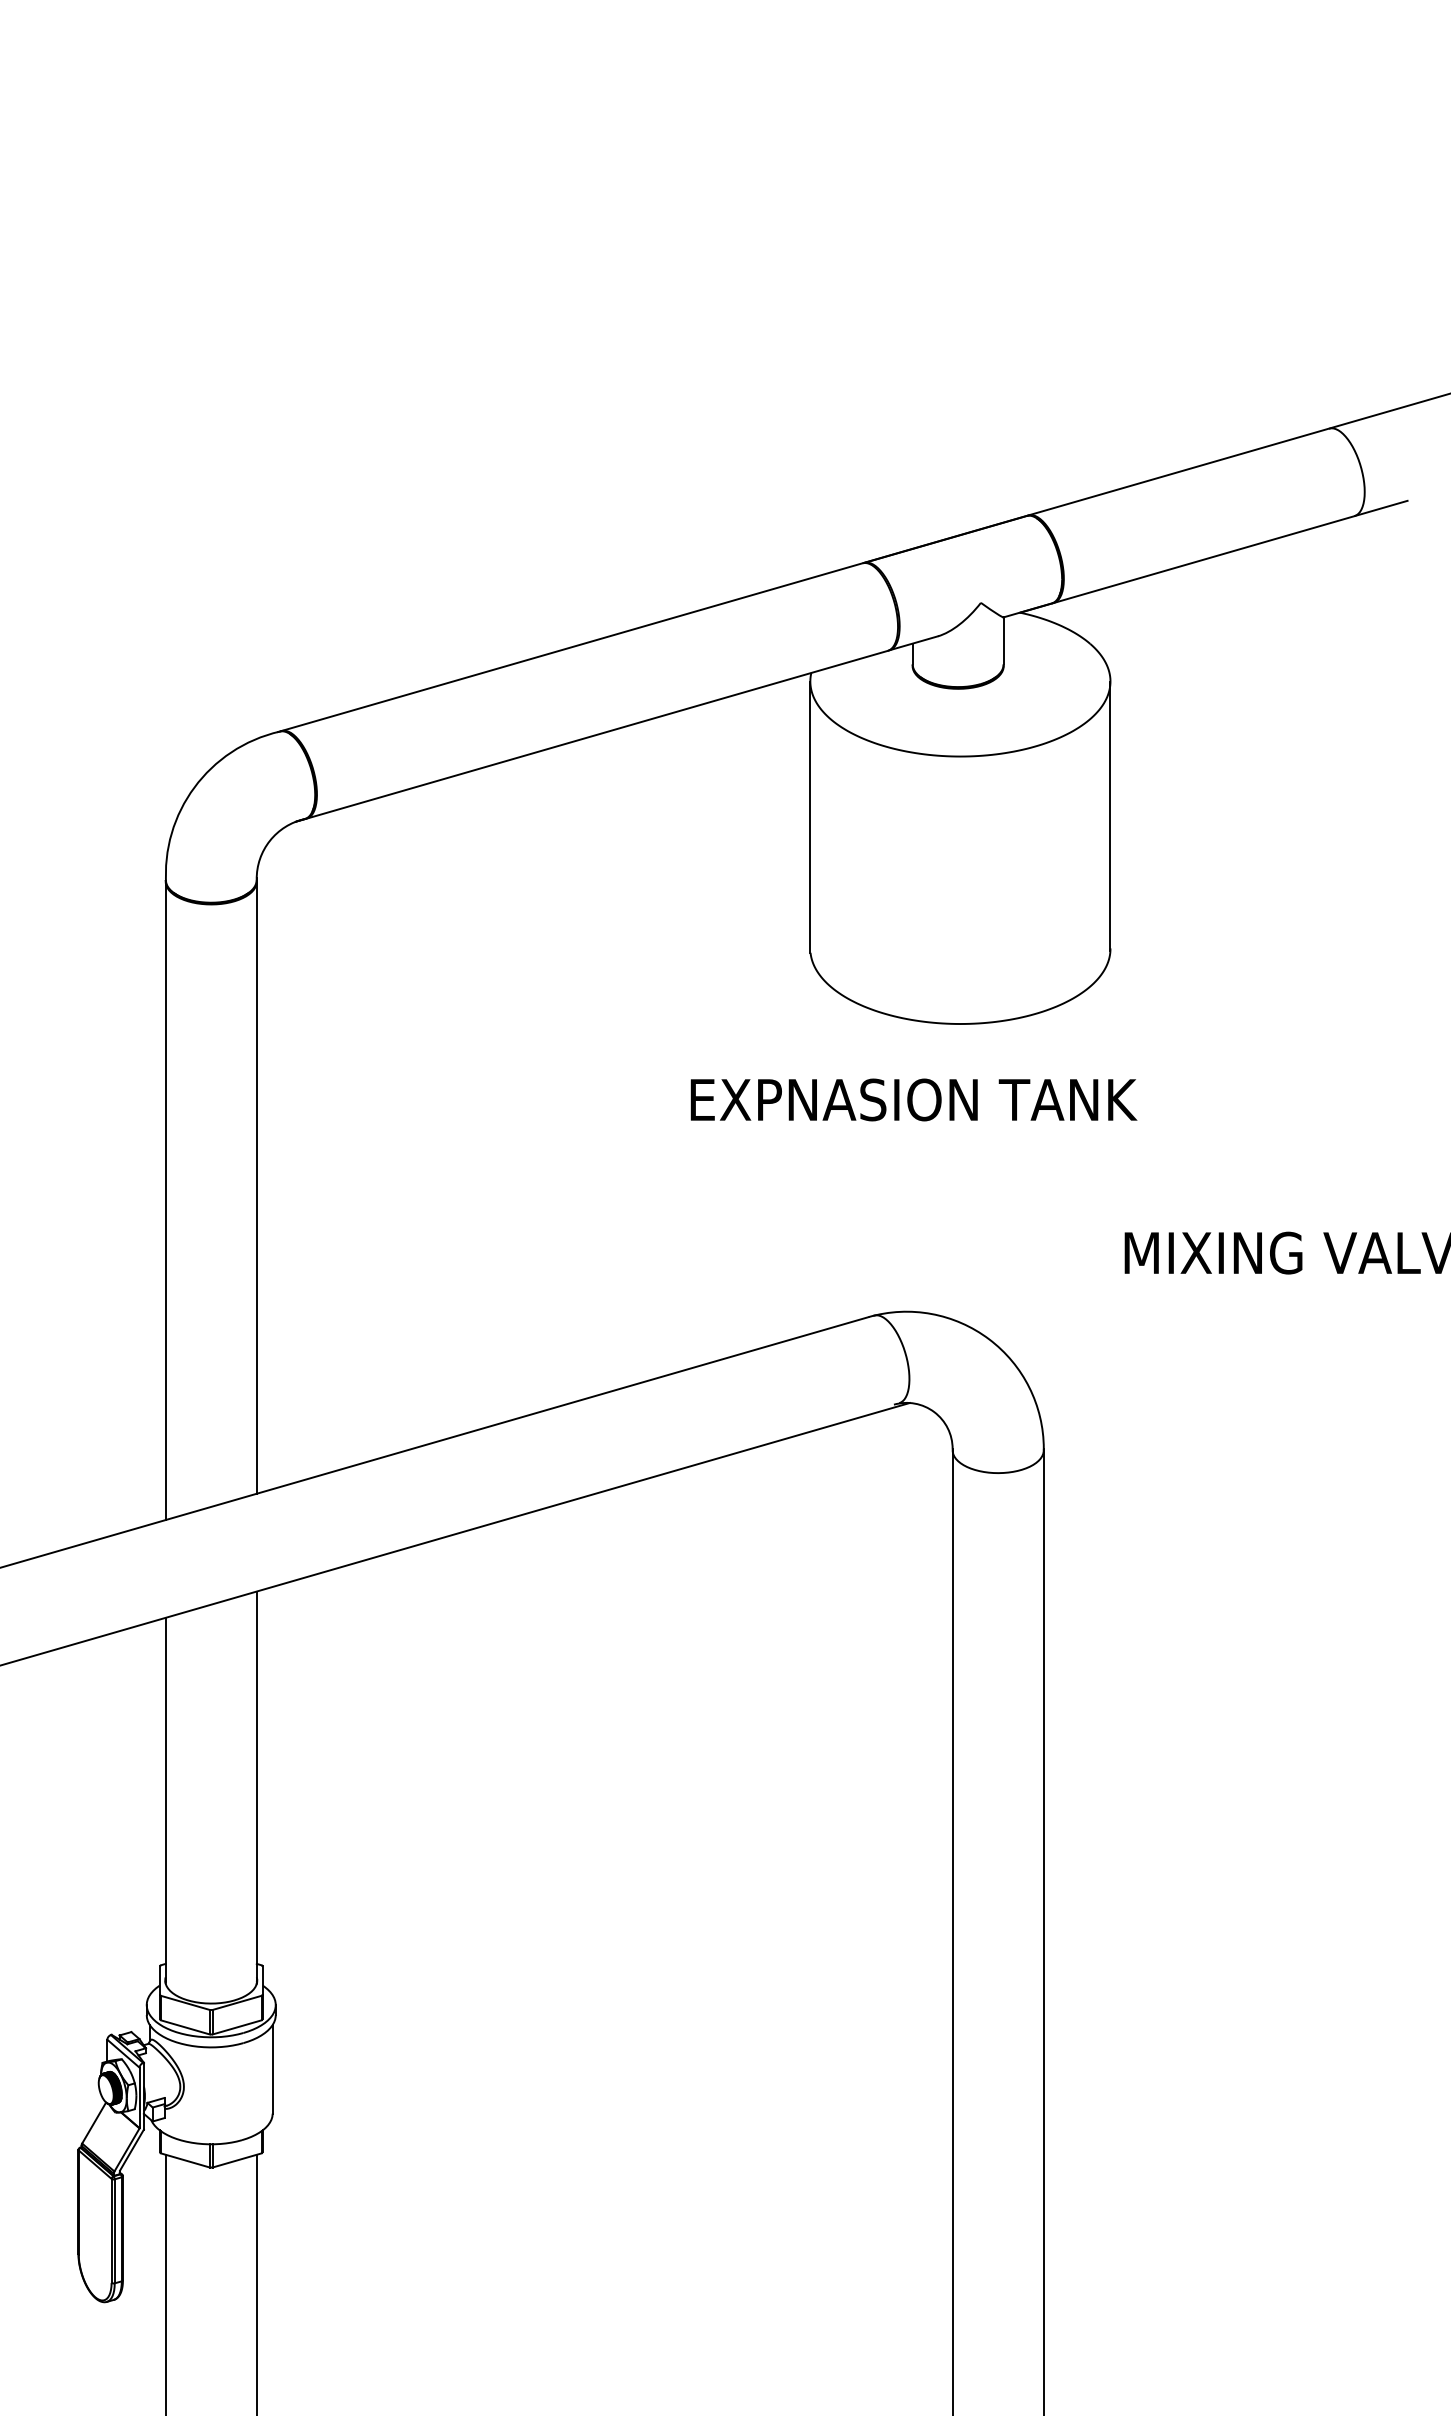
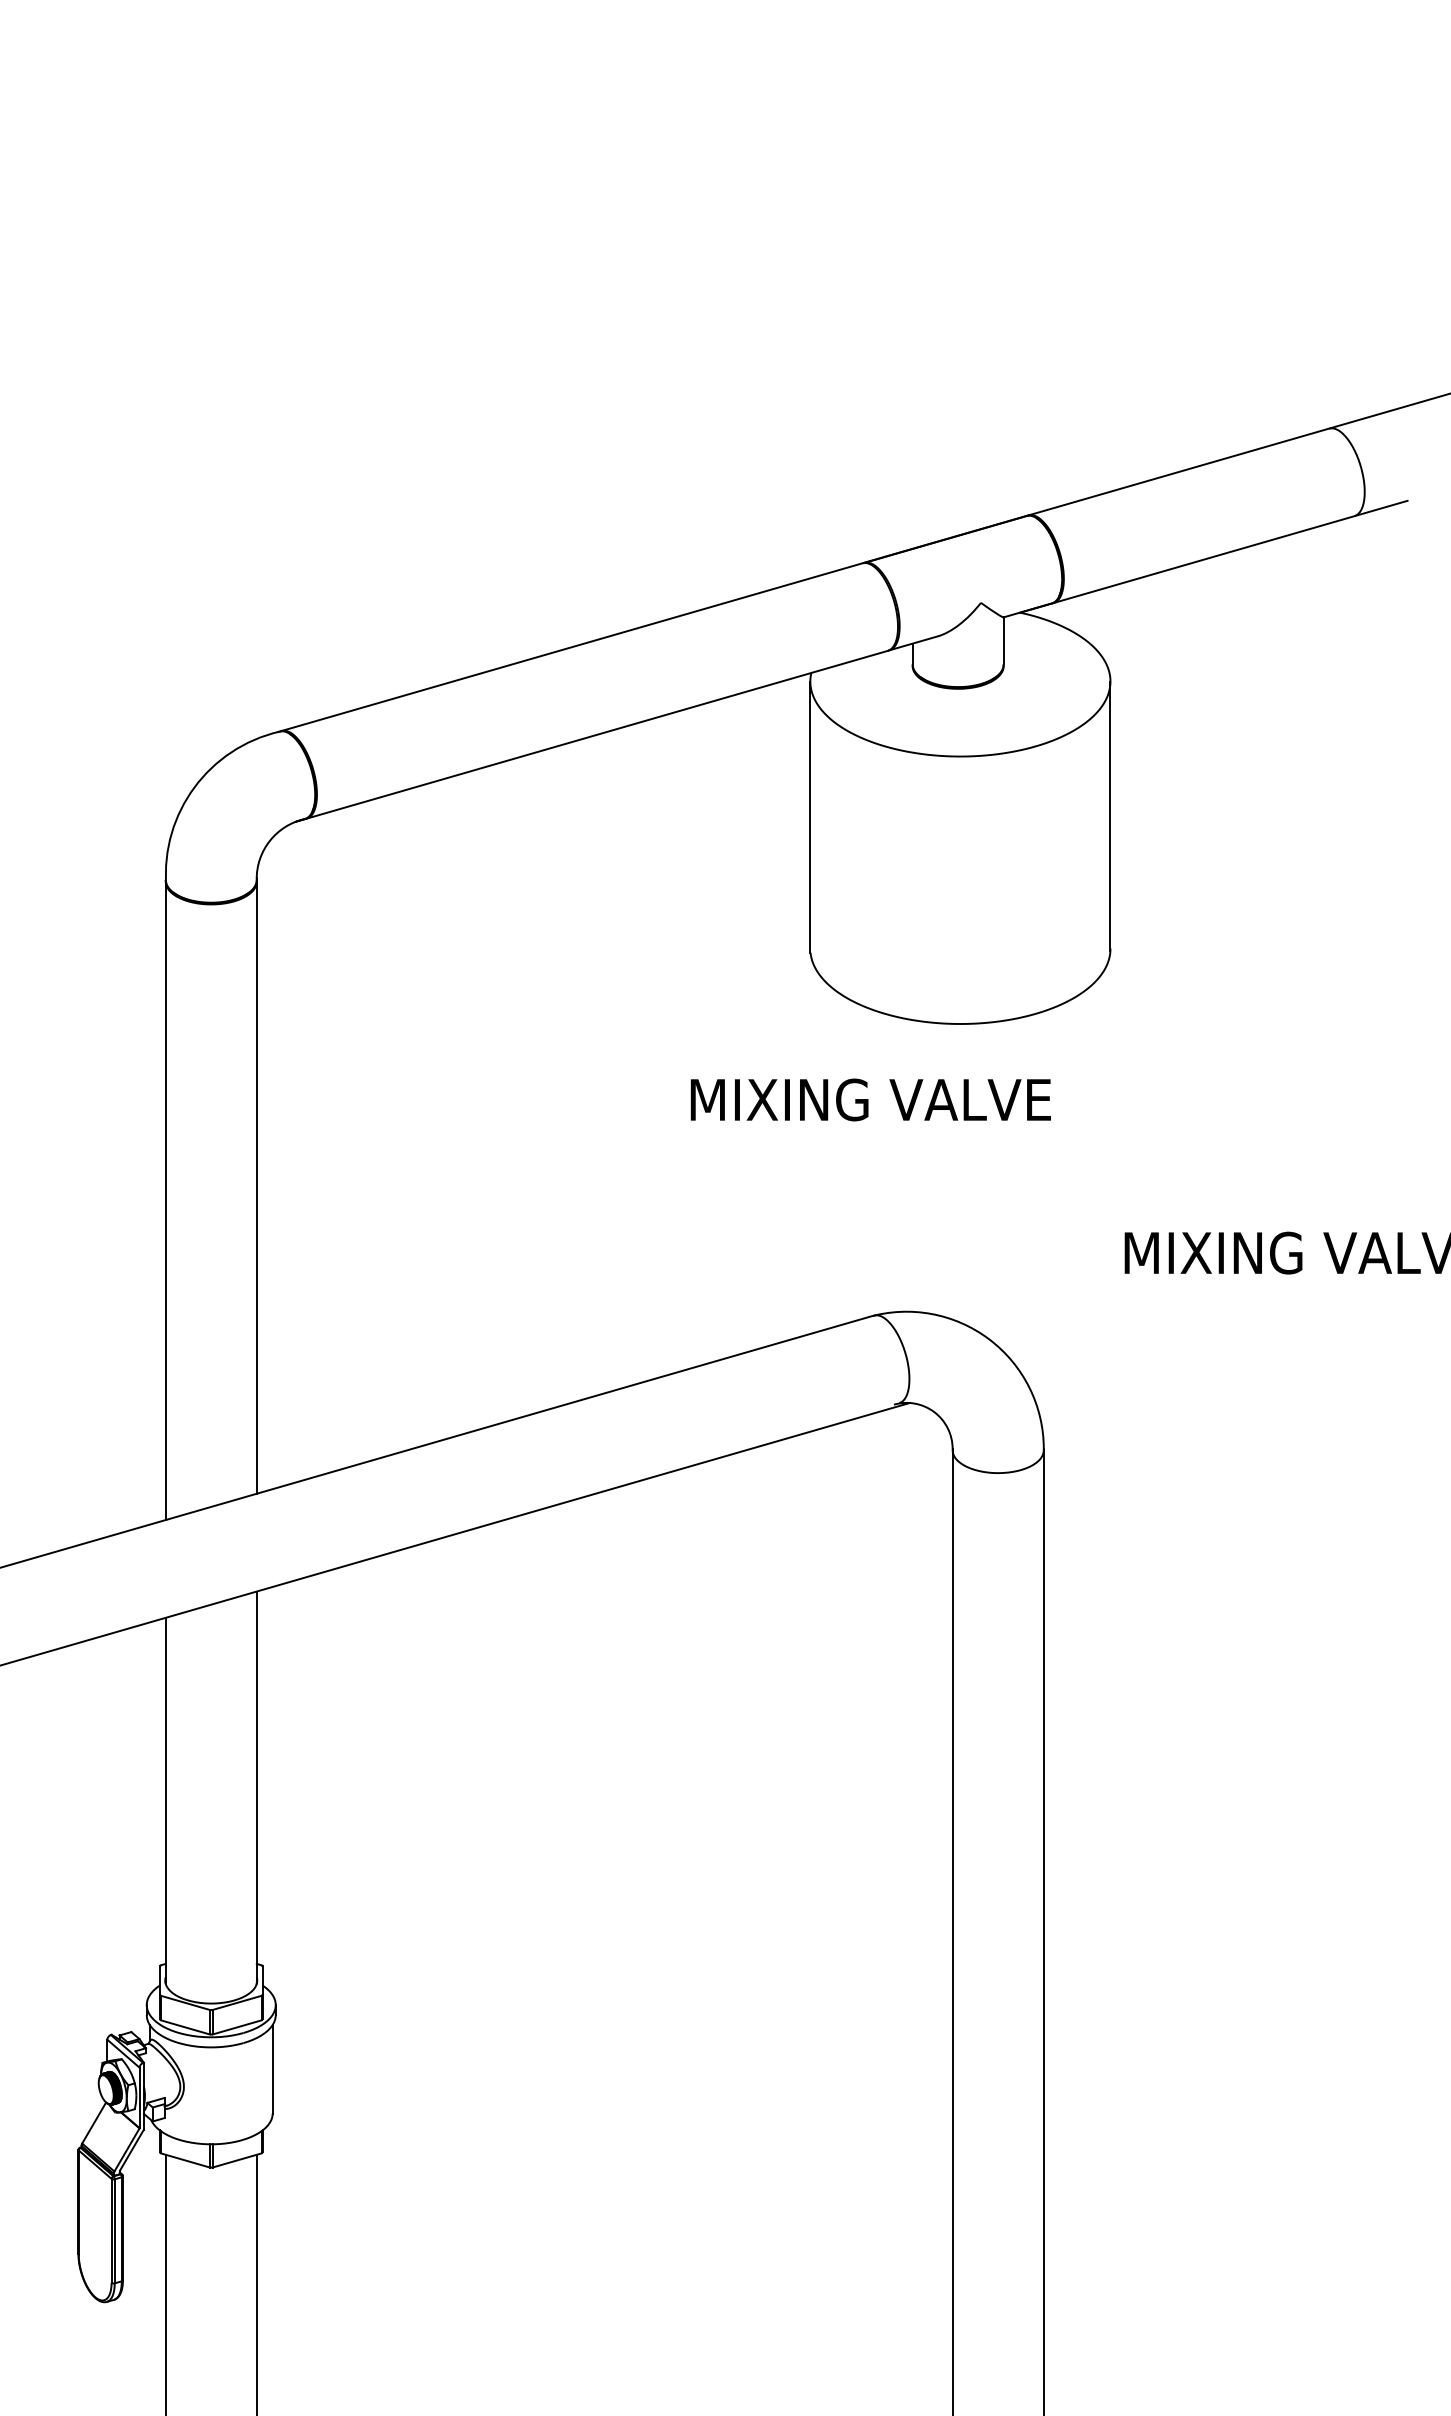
text: EXPNASION TANK -> MIXING VALVE (916, 1099)
